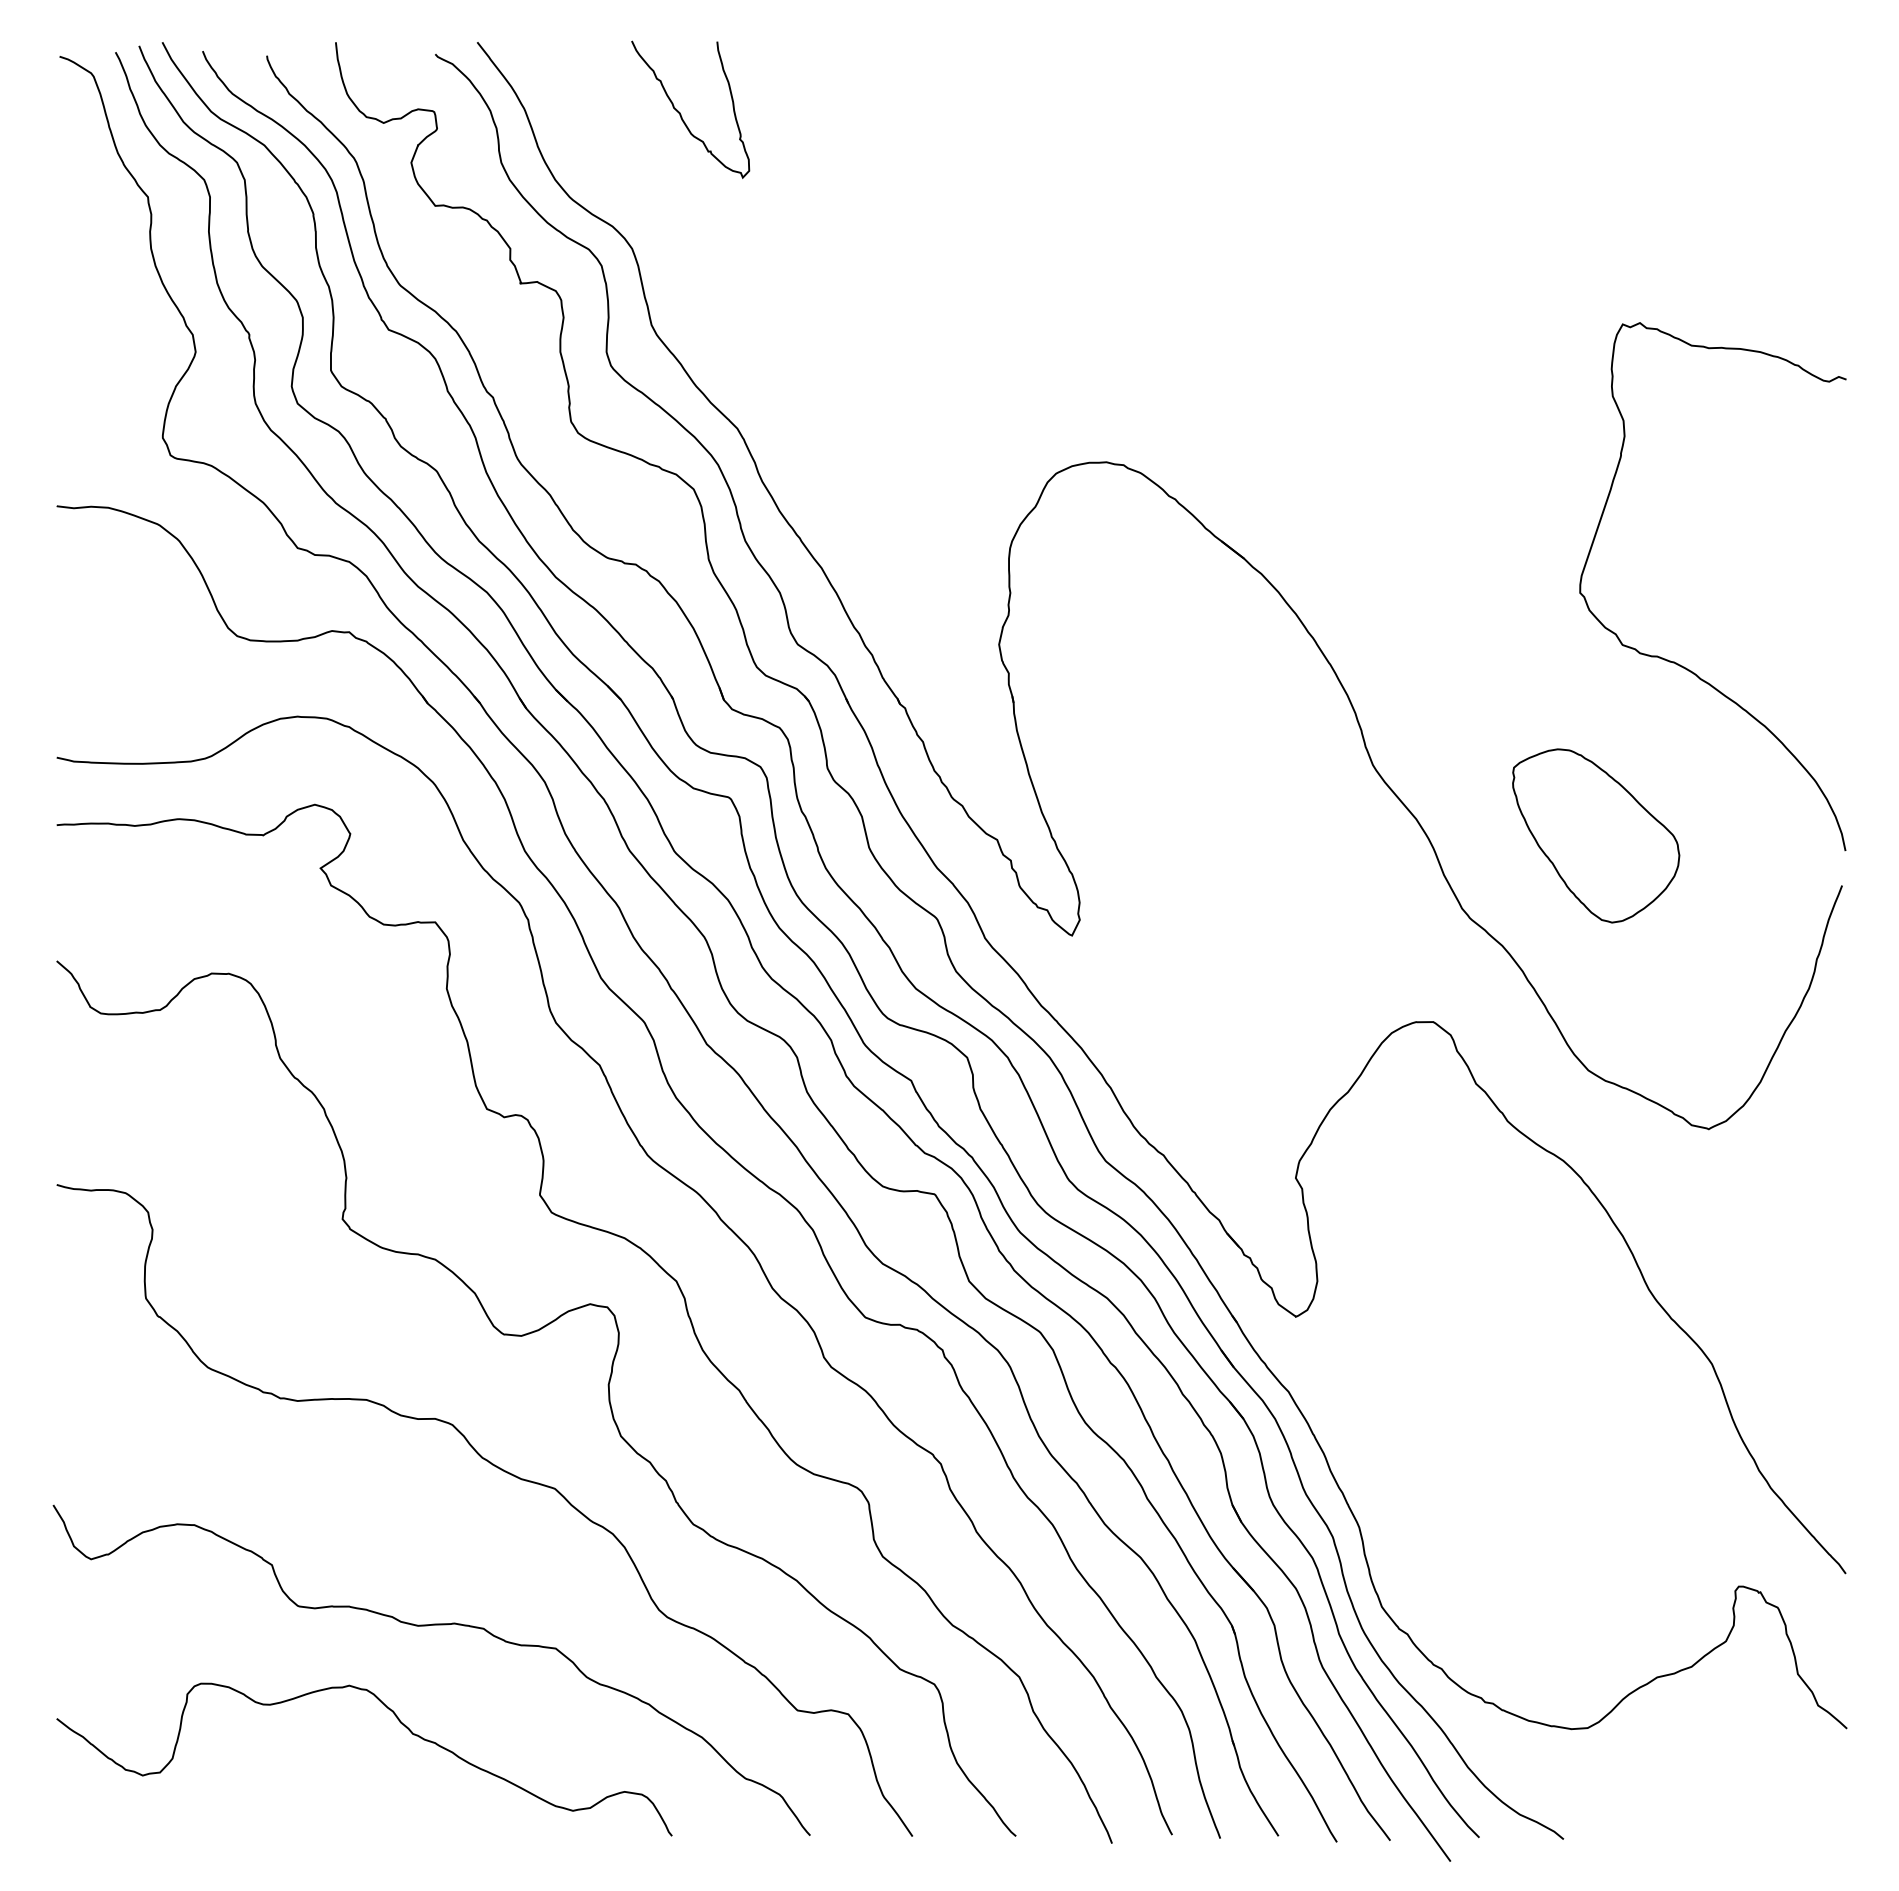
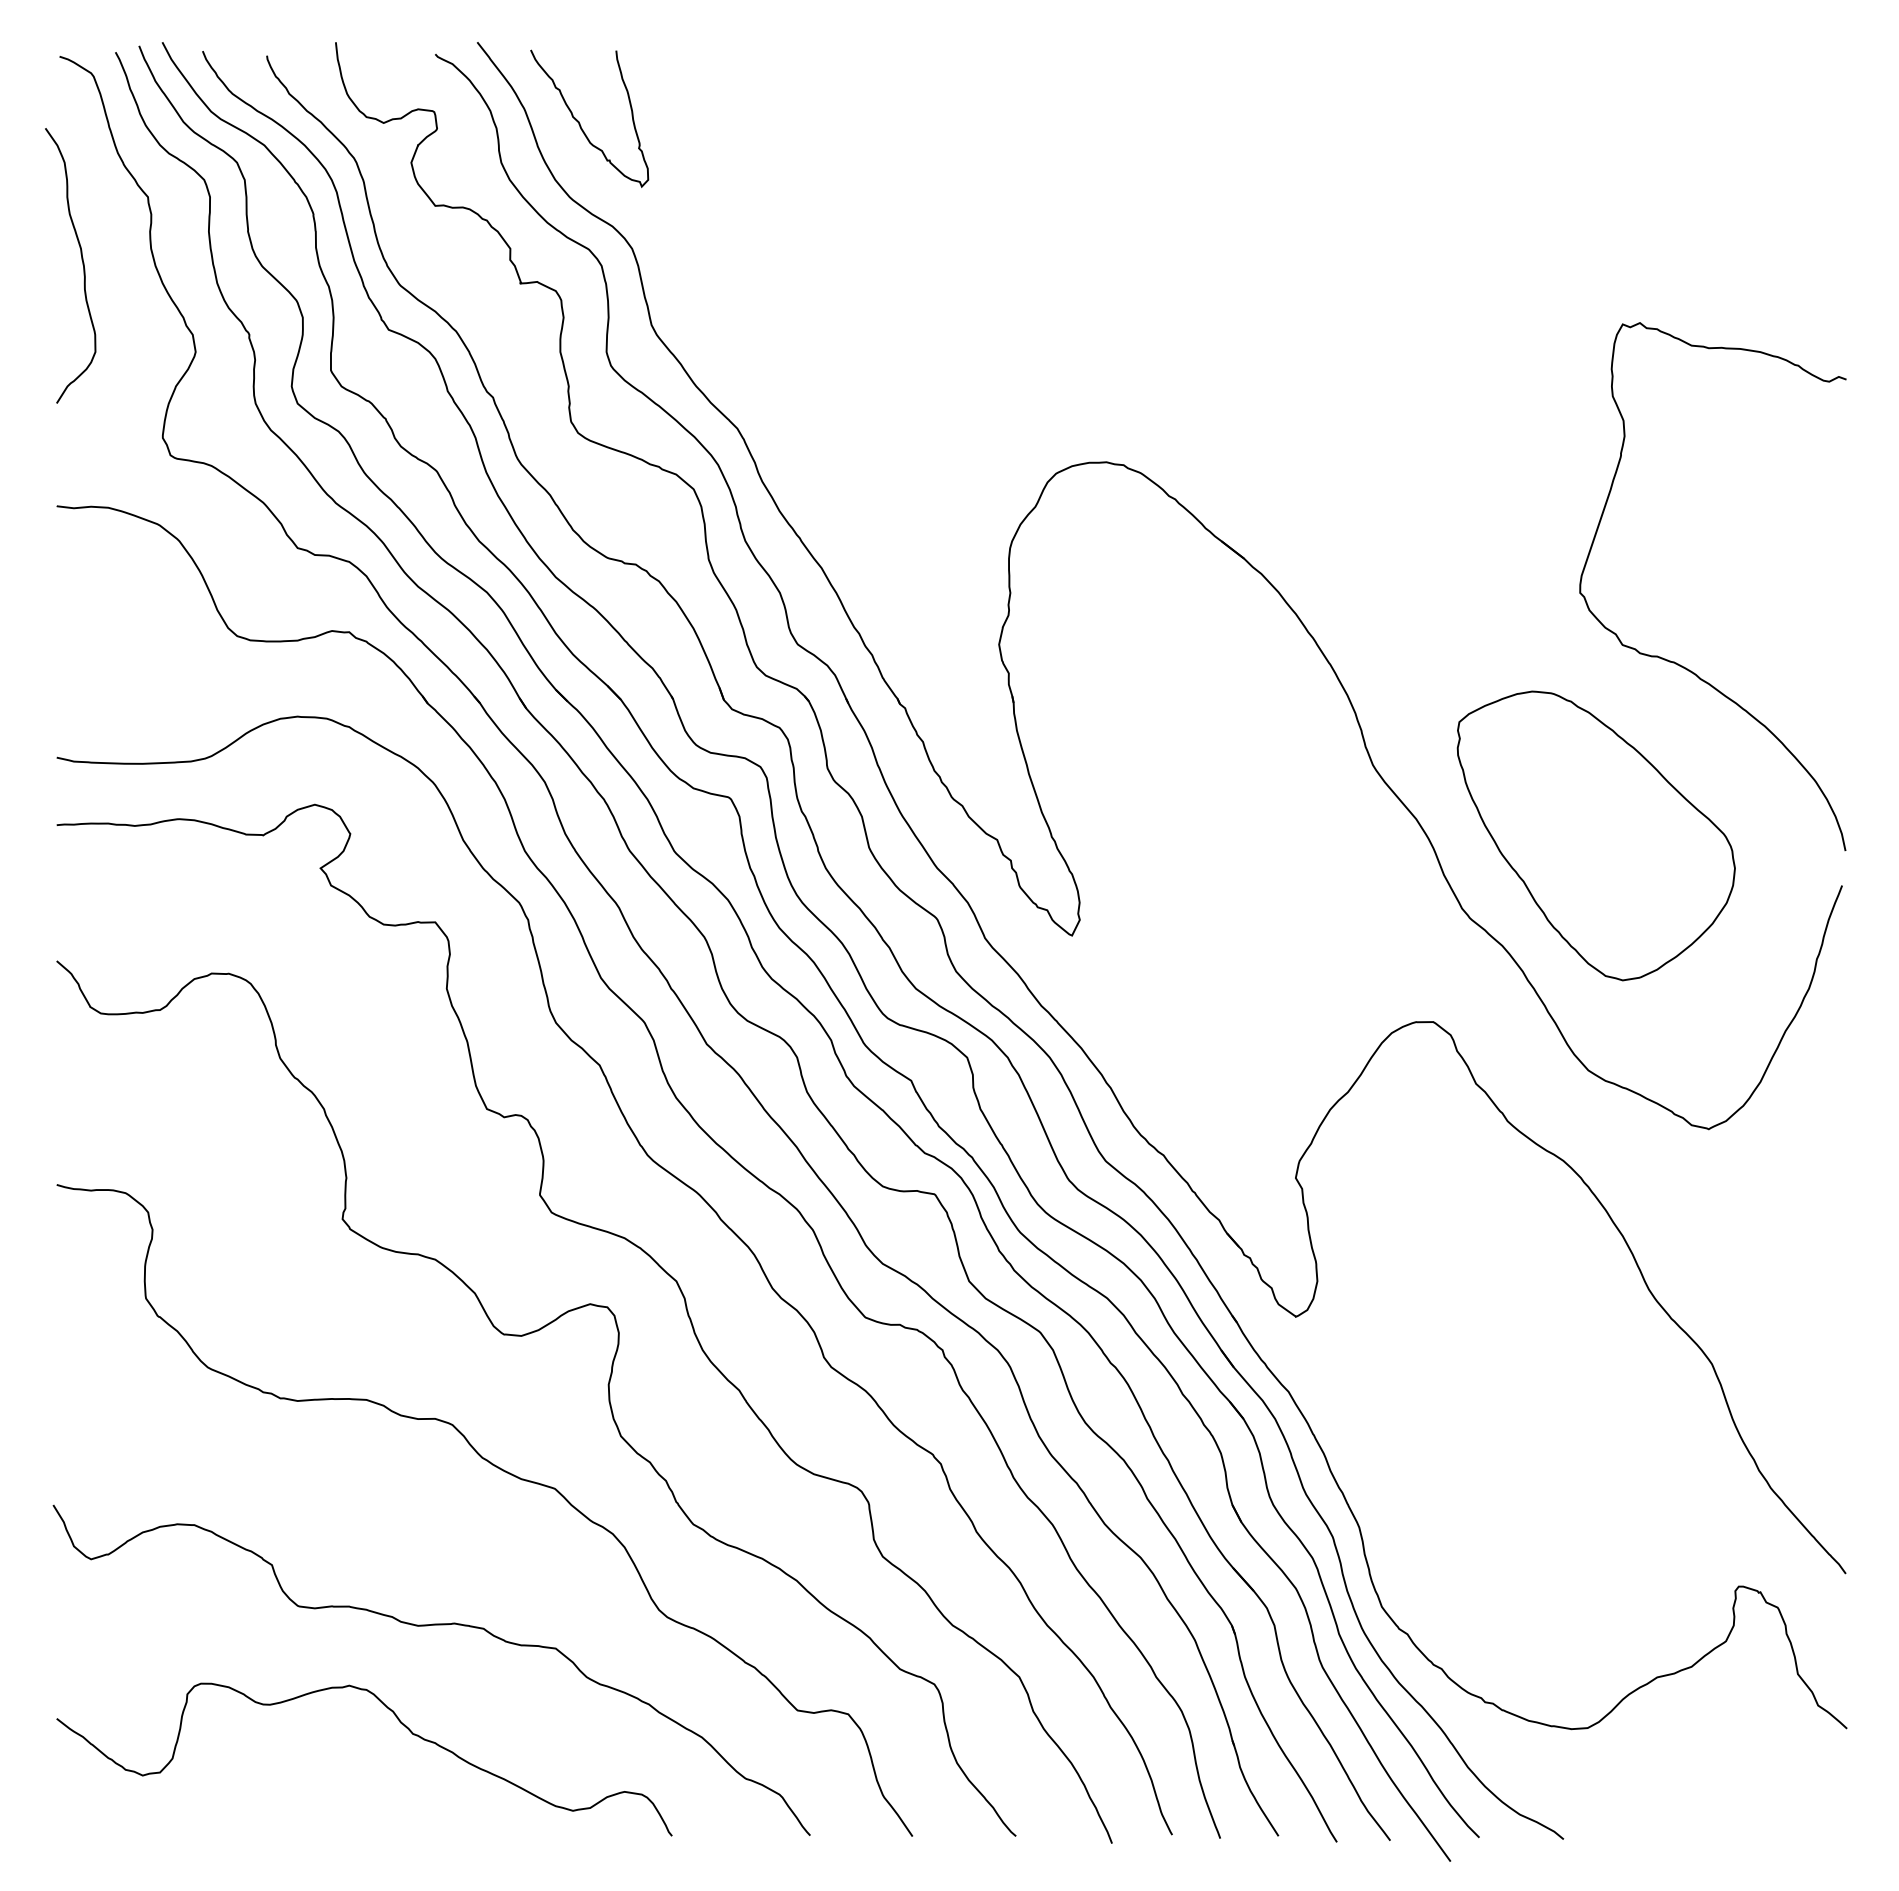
curve position: (681, 114) -> (580, 123) (580, 123)
curve: none -> present (82, 265)
part size: 169x176 px -> 280x292 px (1595, 835)
